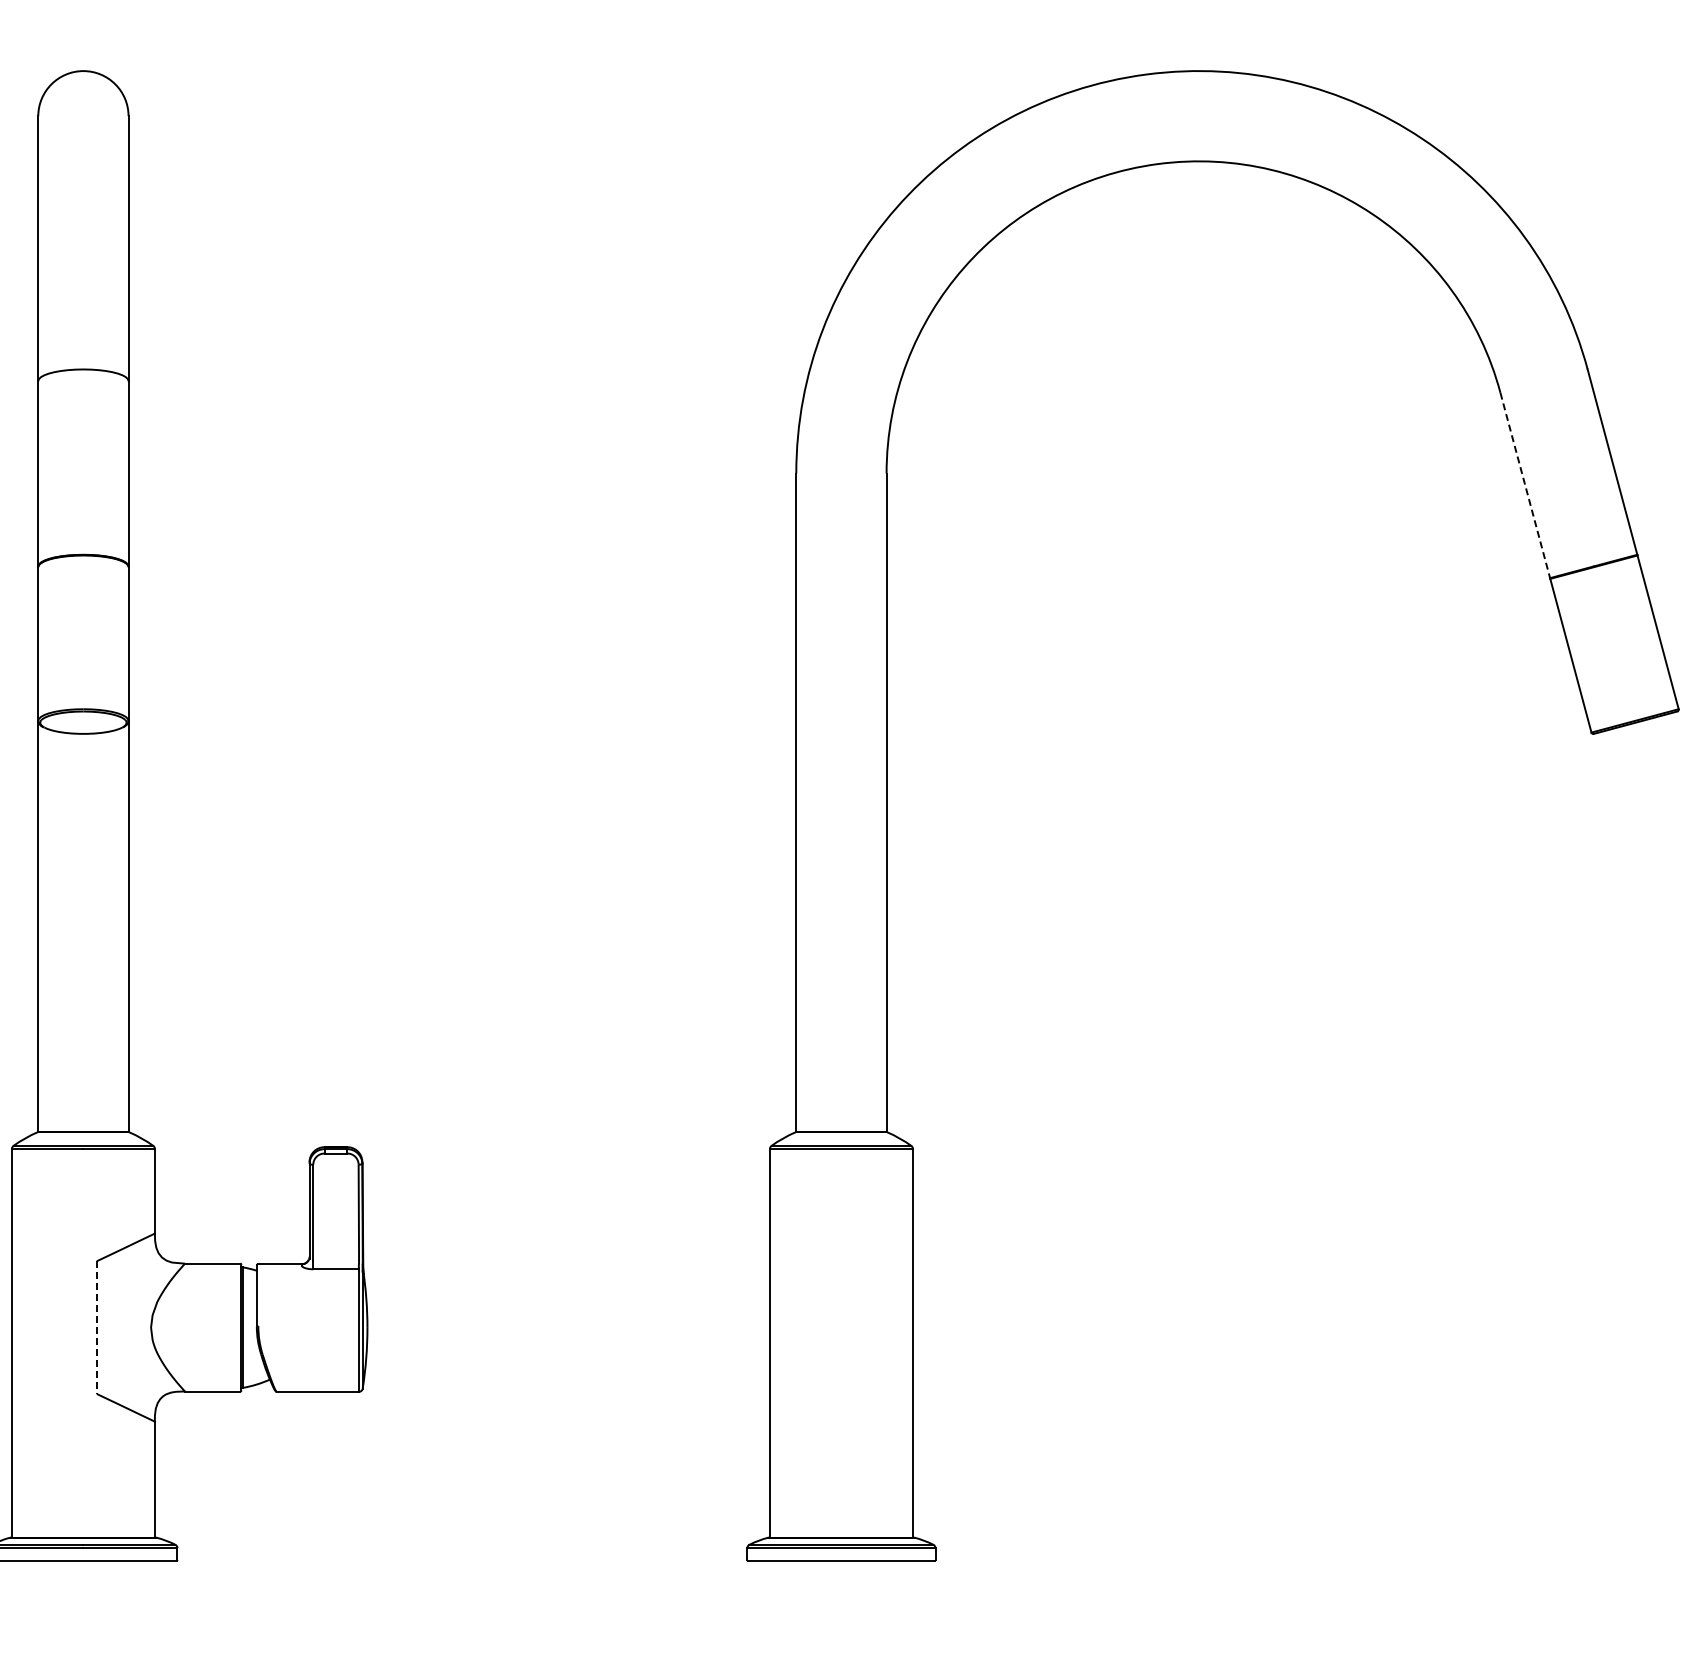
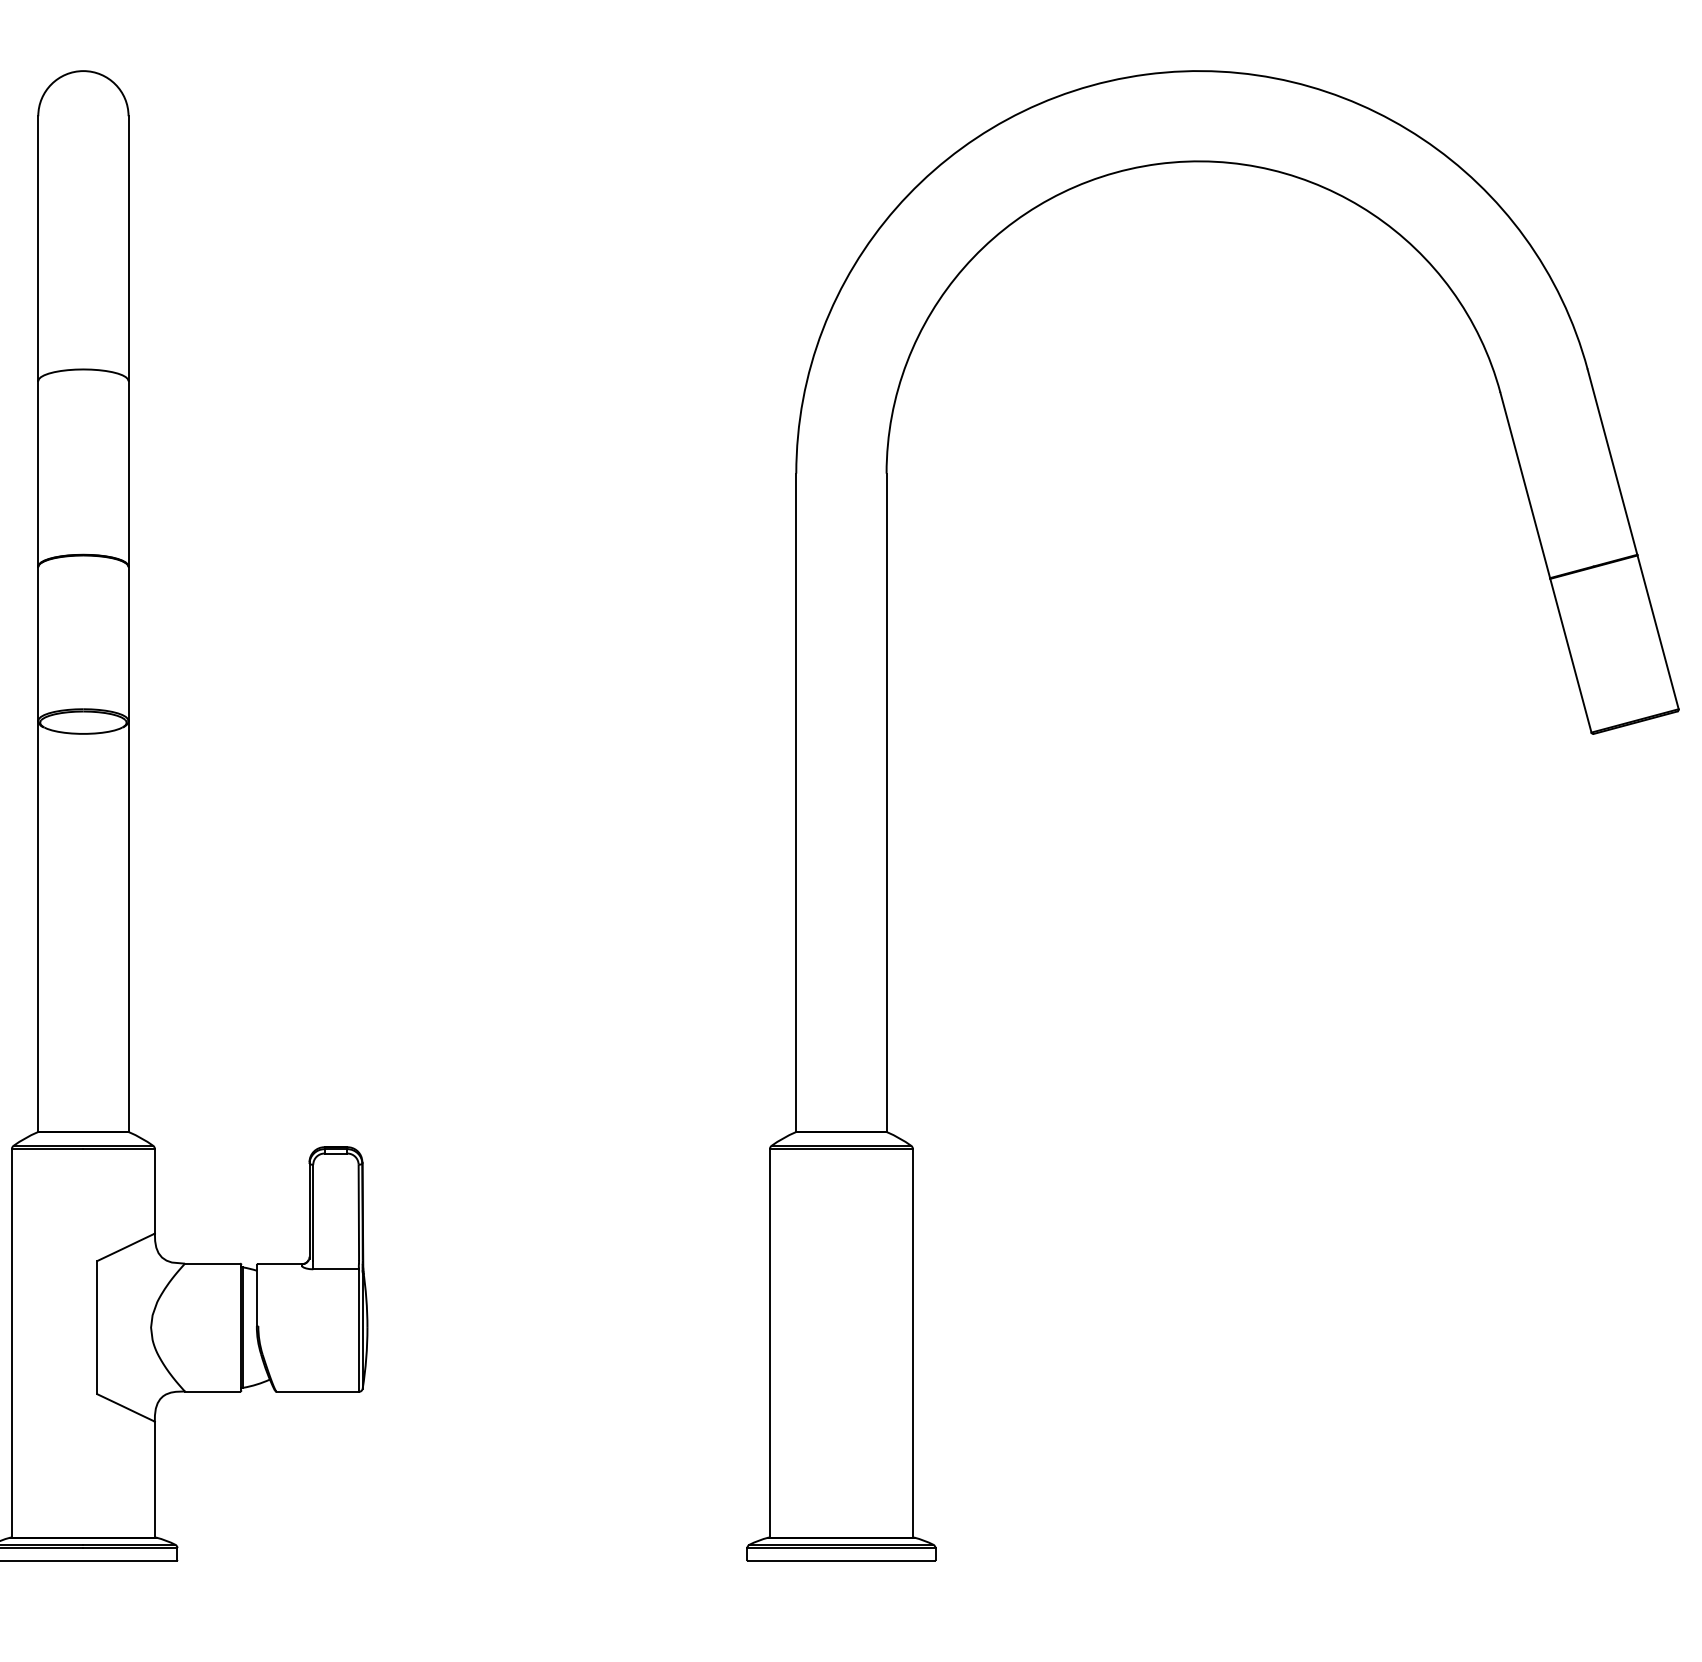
line: dashed -> solid (1525, 485)
line: dashed -> solid (96, 1328)
